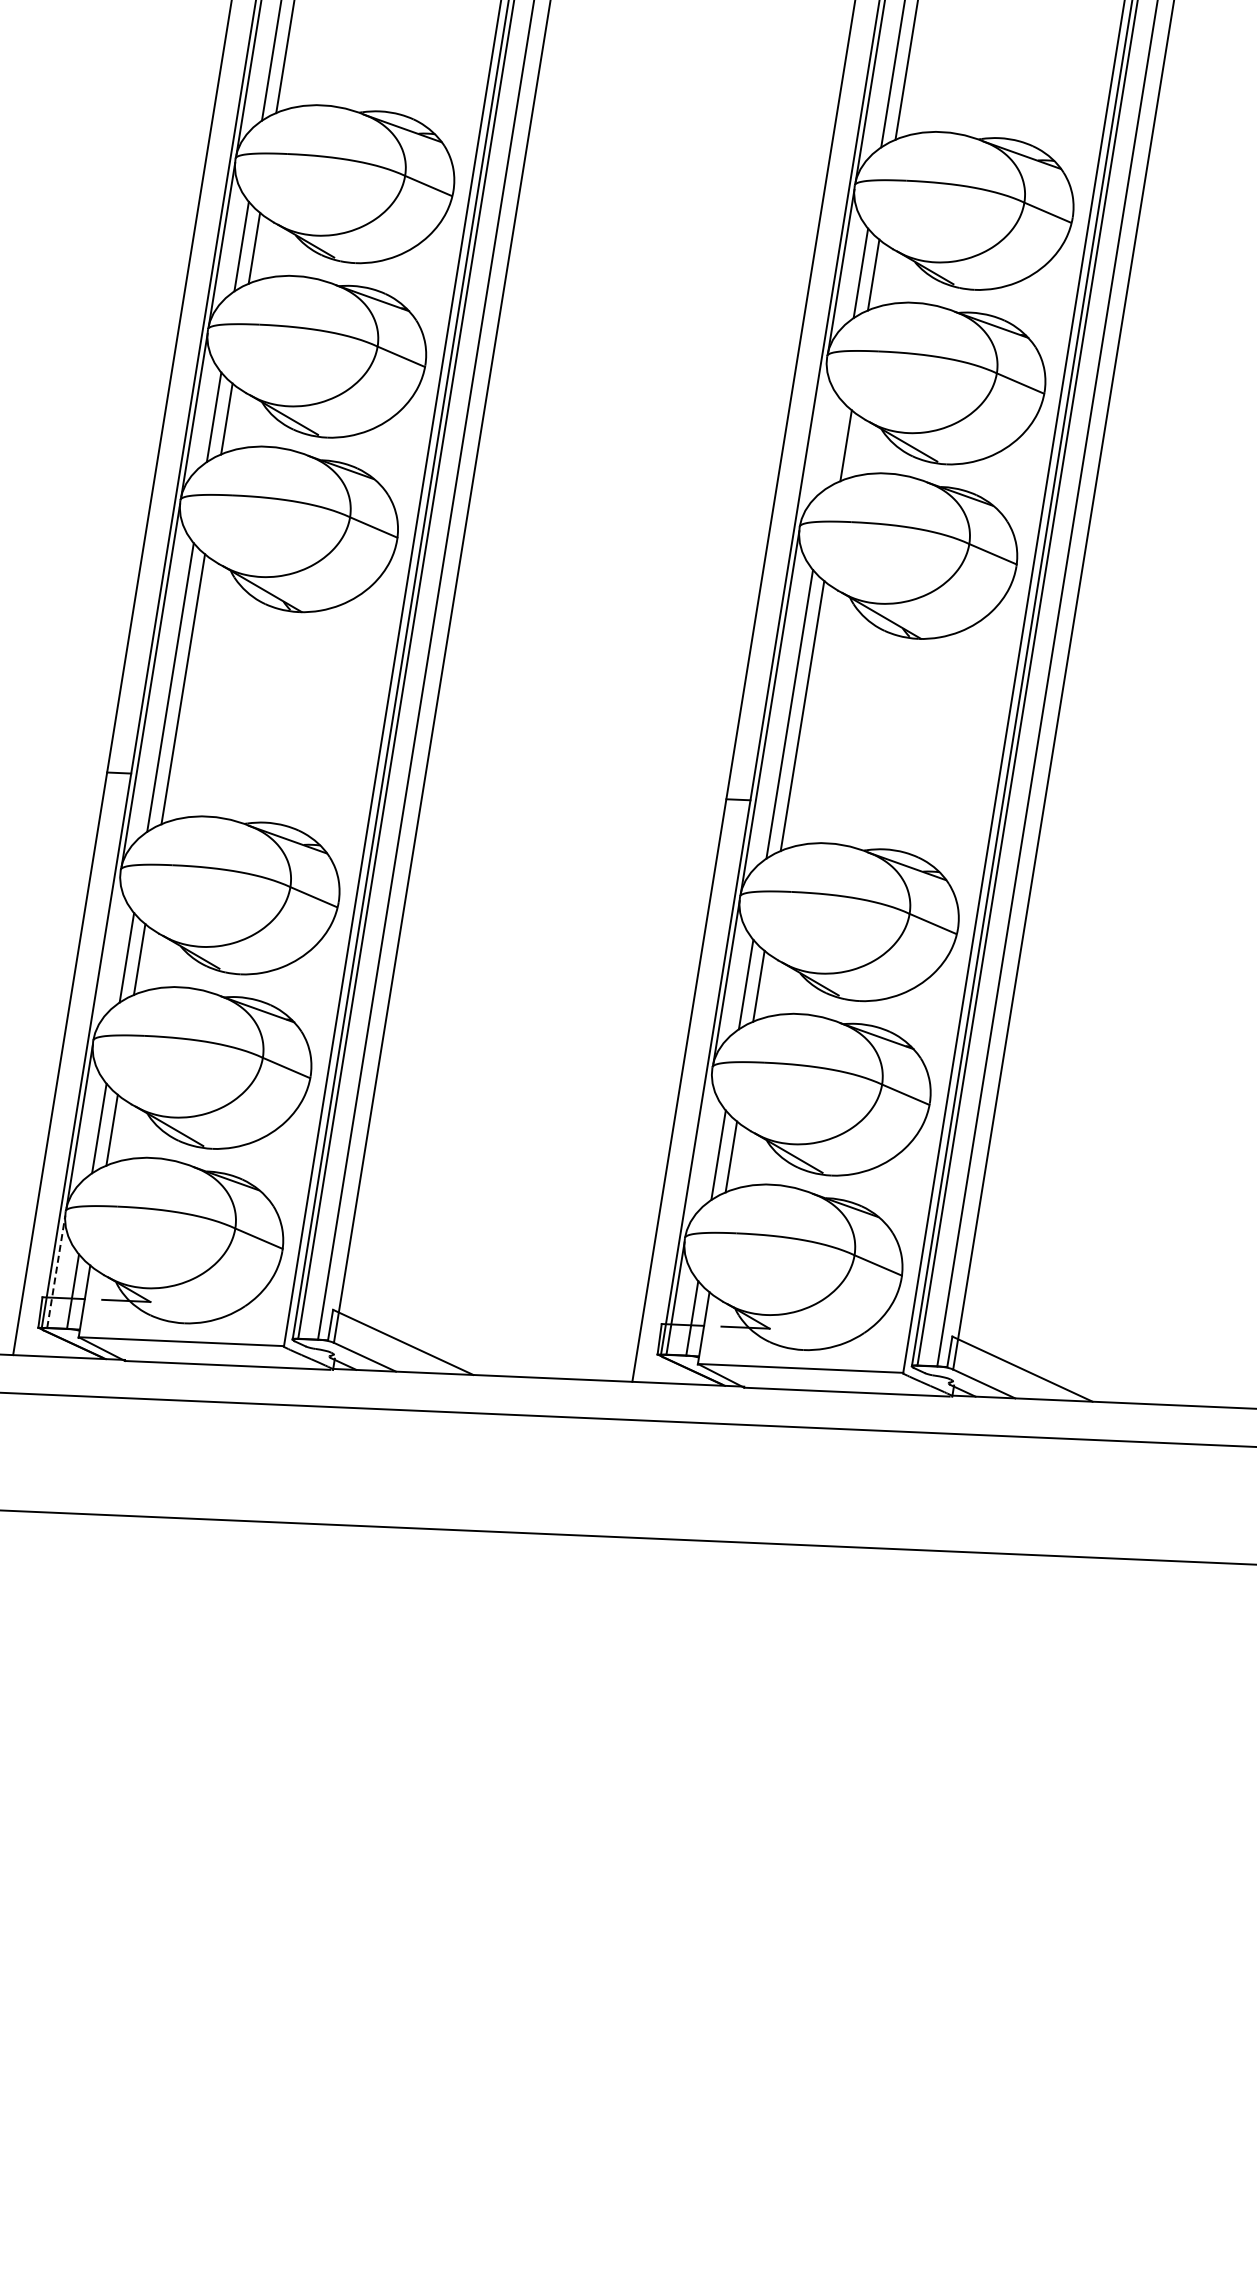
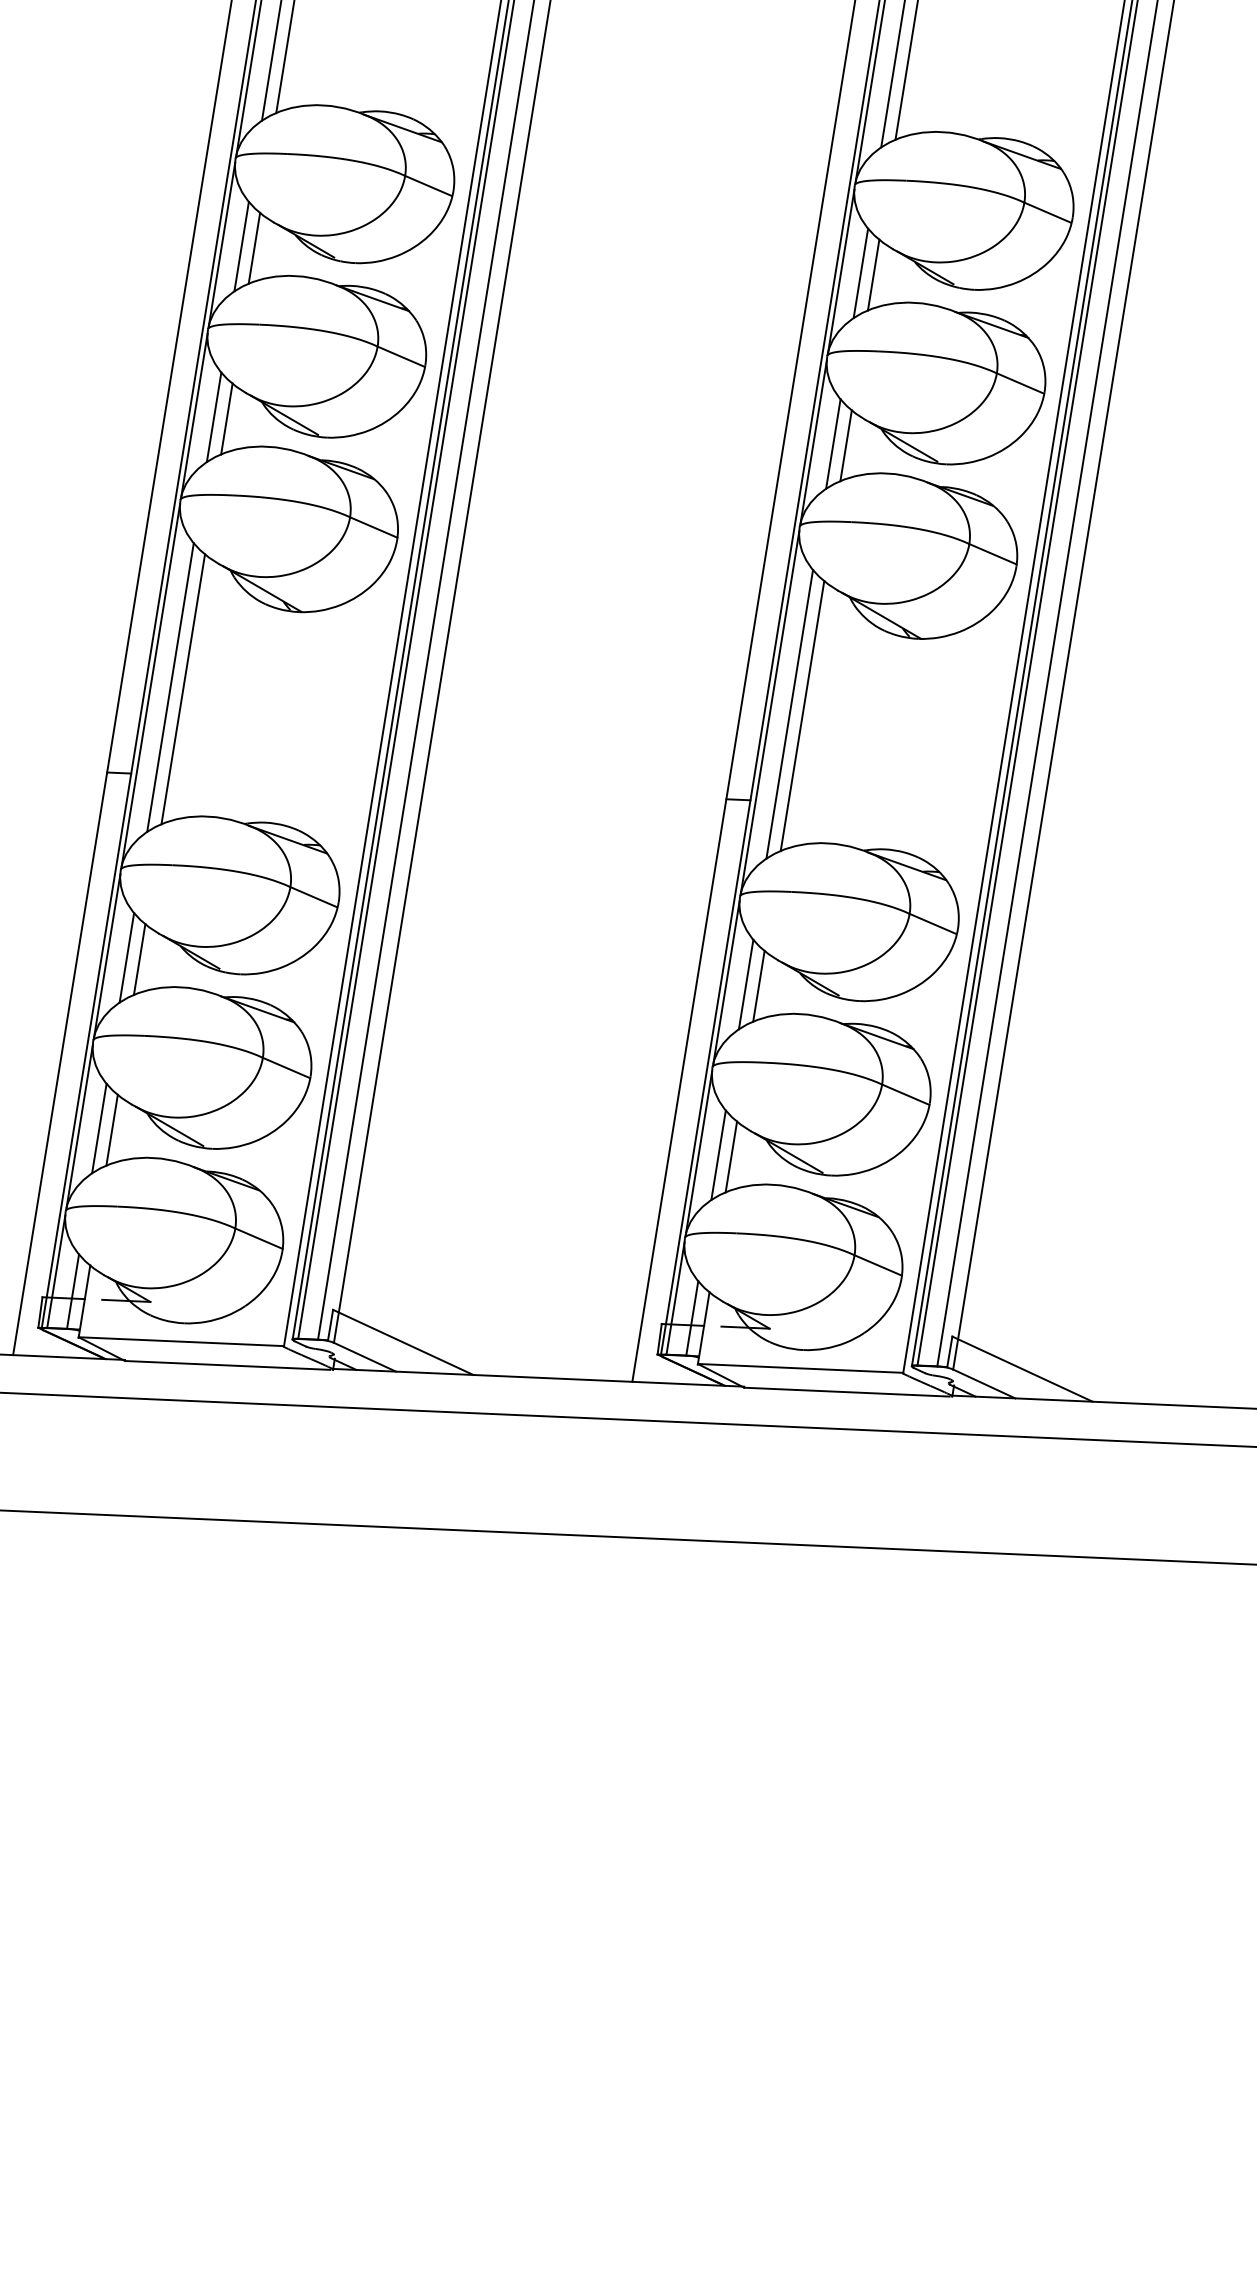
line: none -> present (813, 441)
line: none -> present (833, 443)
line: none -> present (107, 955)
line: none -> present (698, 1152)
line: dashed -> solid (56, 1271)
